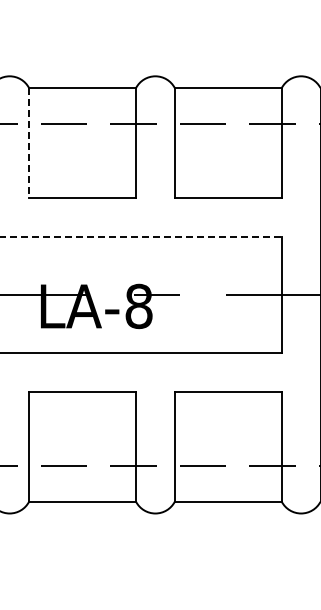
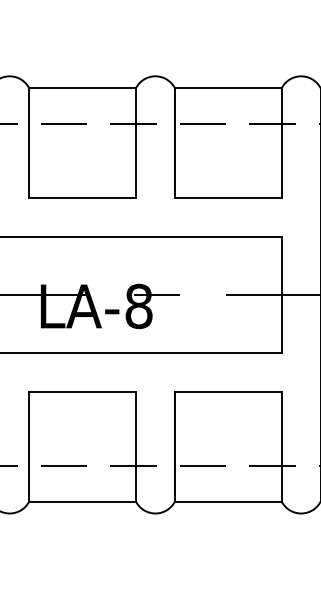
line: dashed -> solid (29, 142)
line: dashed -> solid (141, 236)
